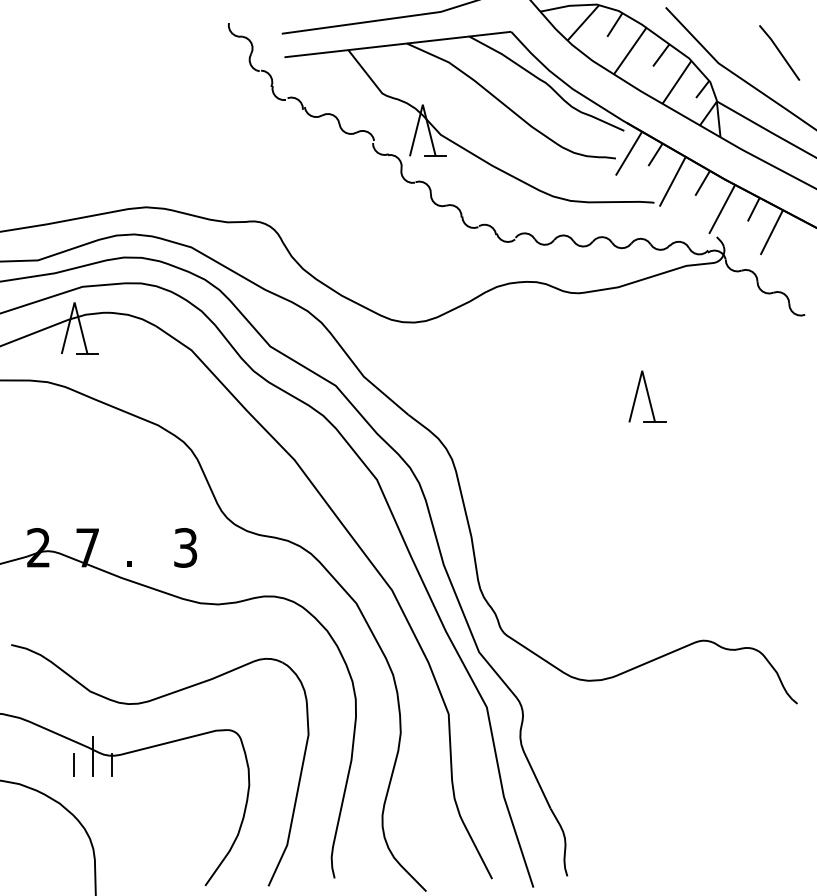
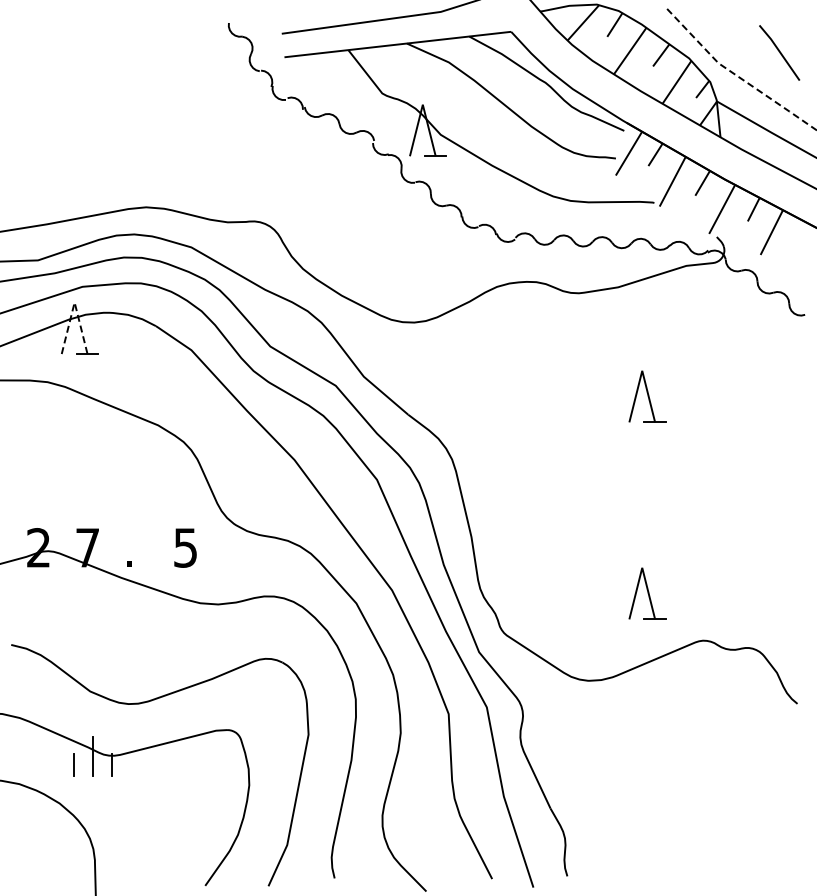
line: solid -> dashed (735, 75)
line: solid -> dashed (74, 302)
text: 3 -> 5 (185, 547)
part: none -> present (647, 593)
